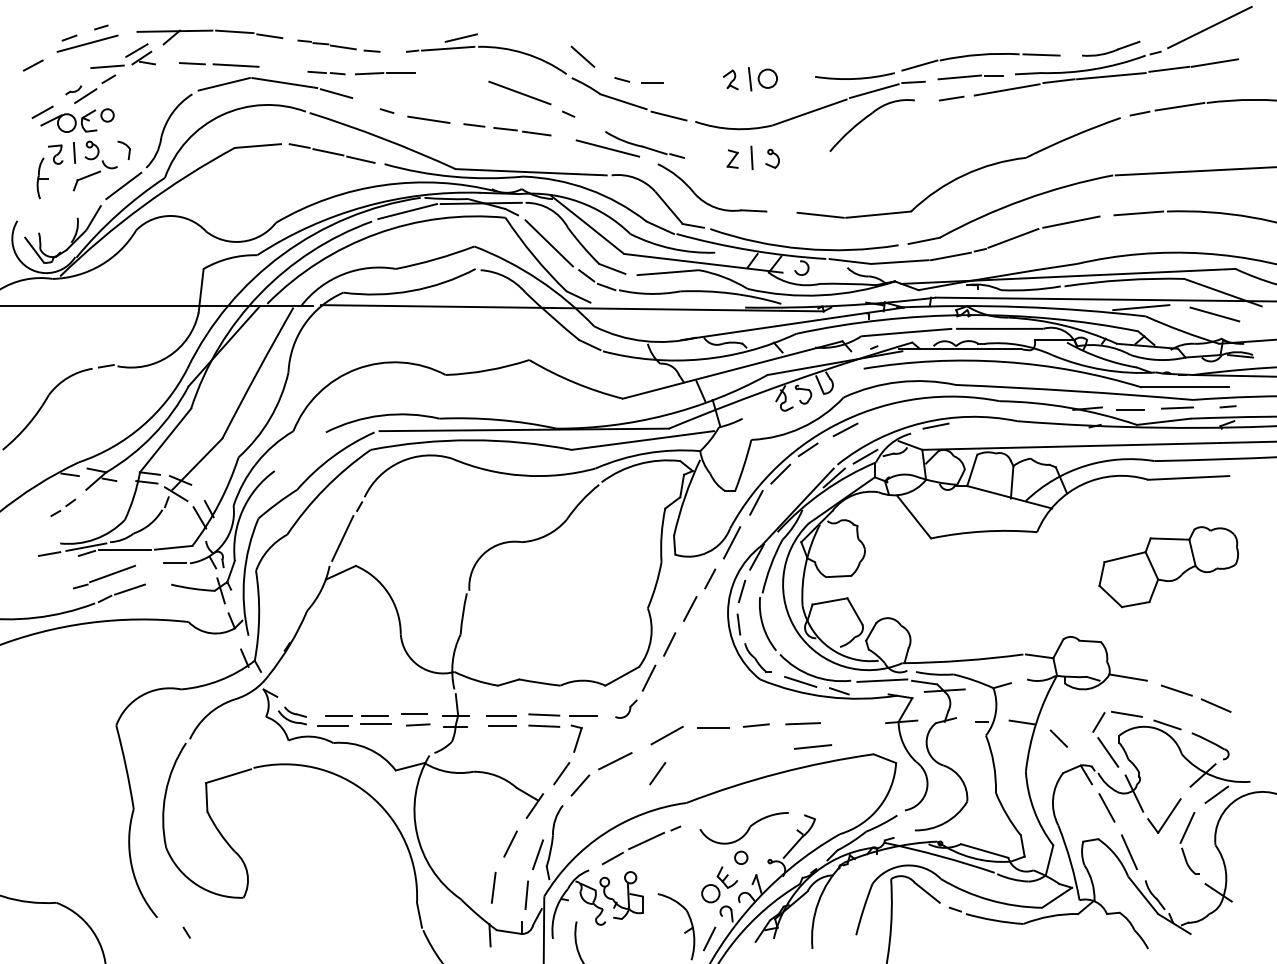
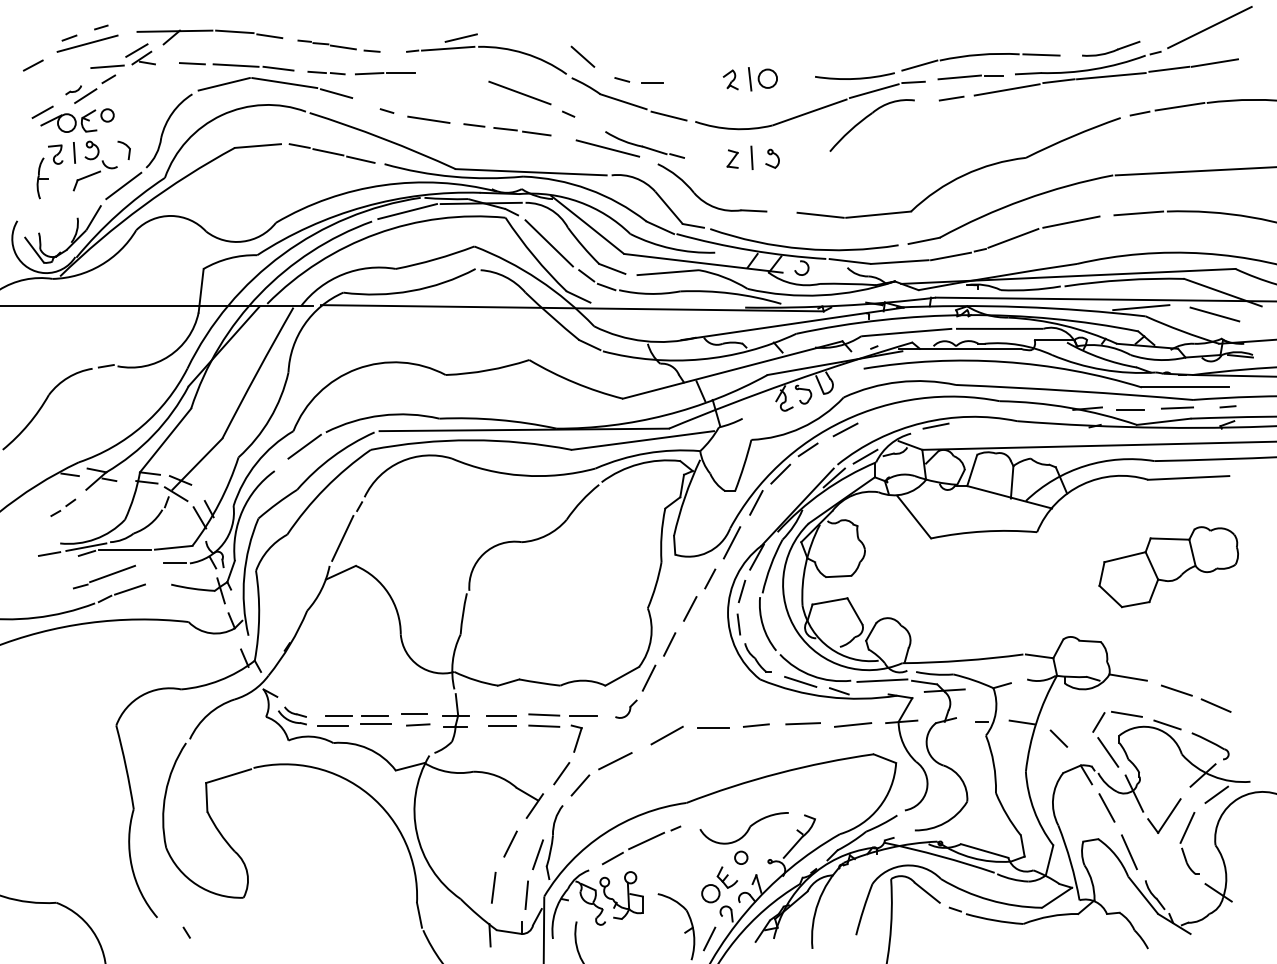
line: none -> present (278, 68)
line: none -> present (304, 446)
line position: (813, 746) -> (853, 724) (853, 724)
line: present -> none (657, 773)
